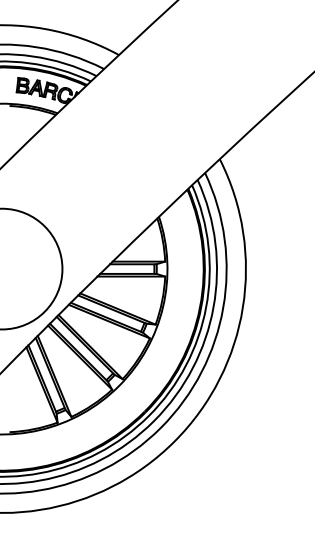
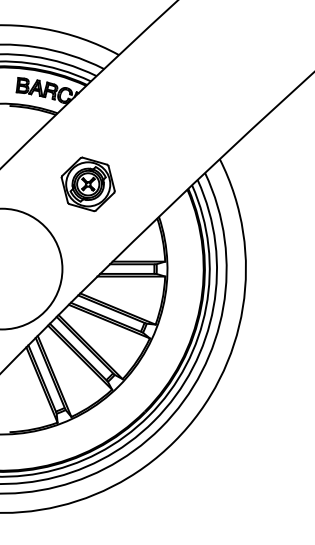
part: none -> present (87, 184)
